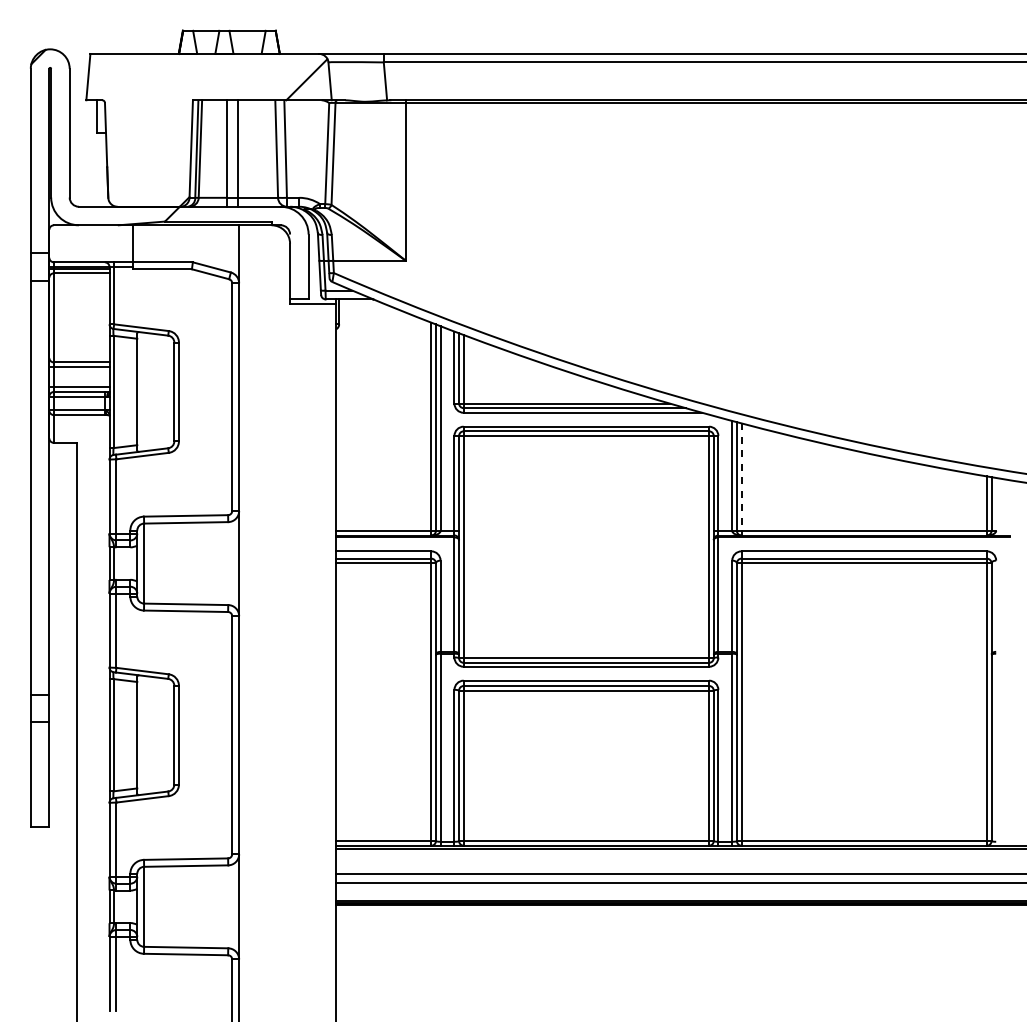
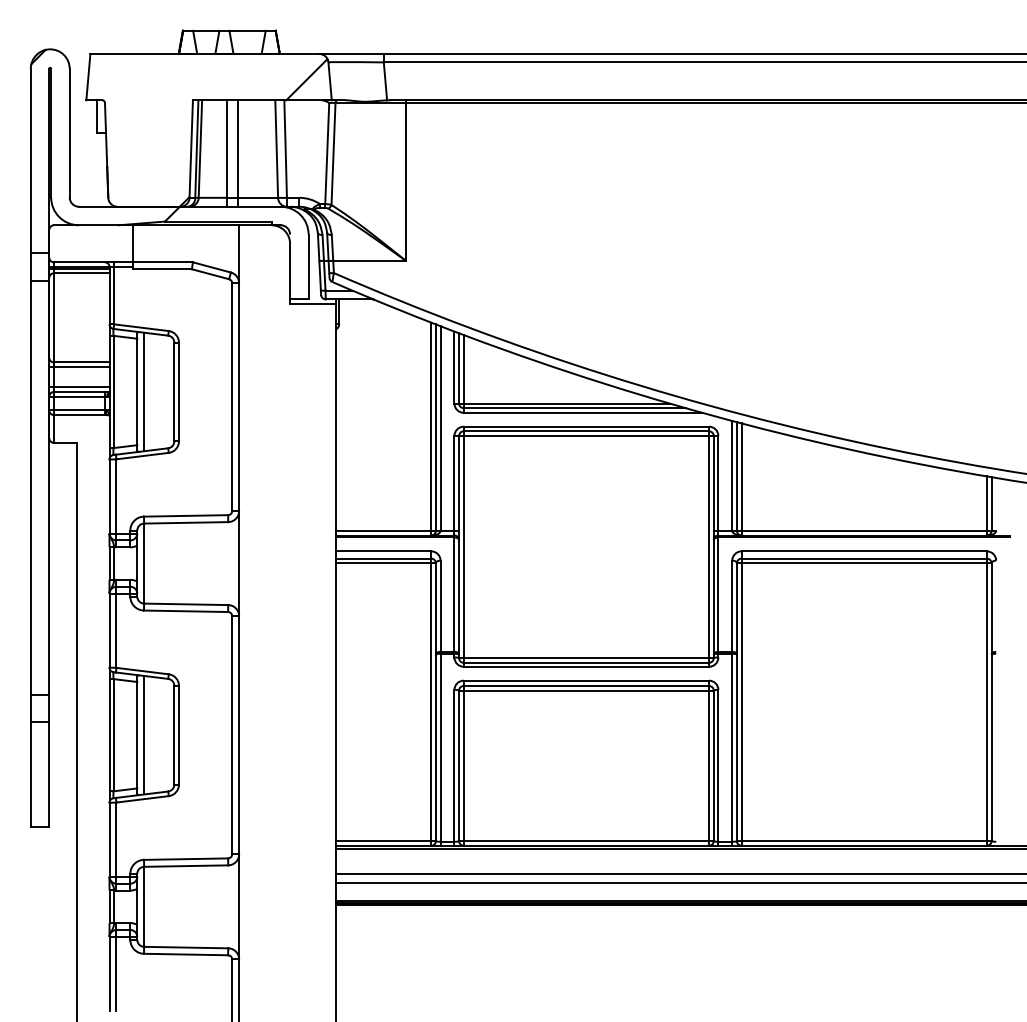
line: none -> present (144, 391)
line: dashed -> solid (741, 477)
line: none -> present (144, 734)
